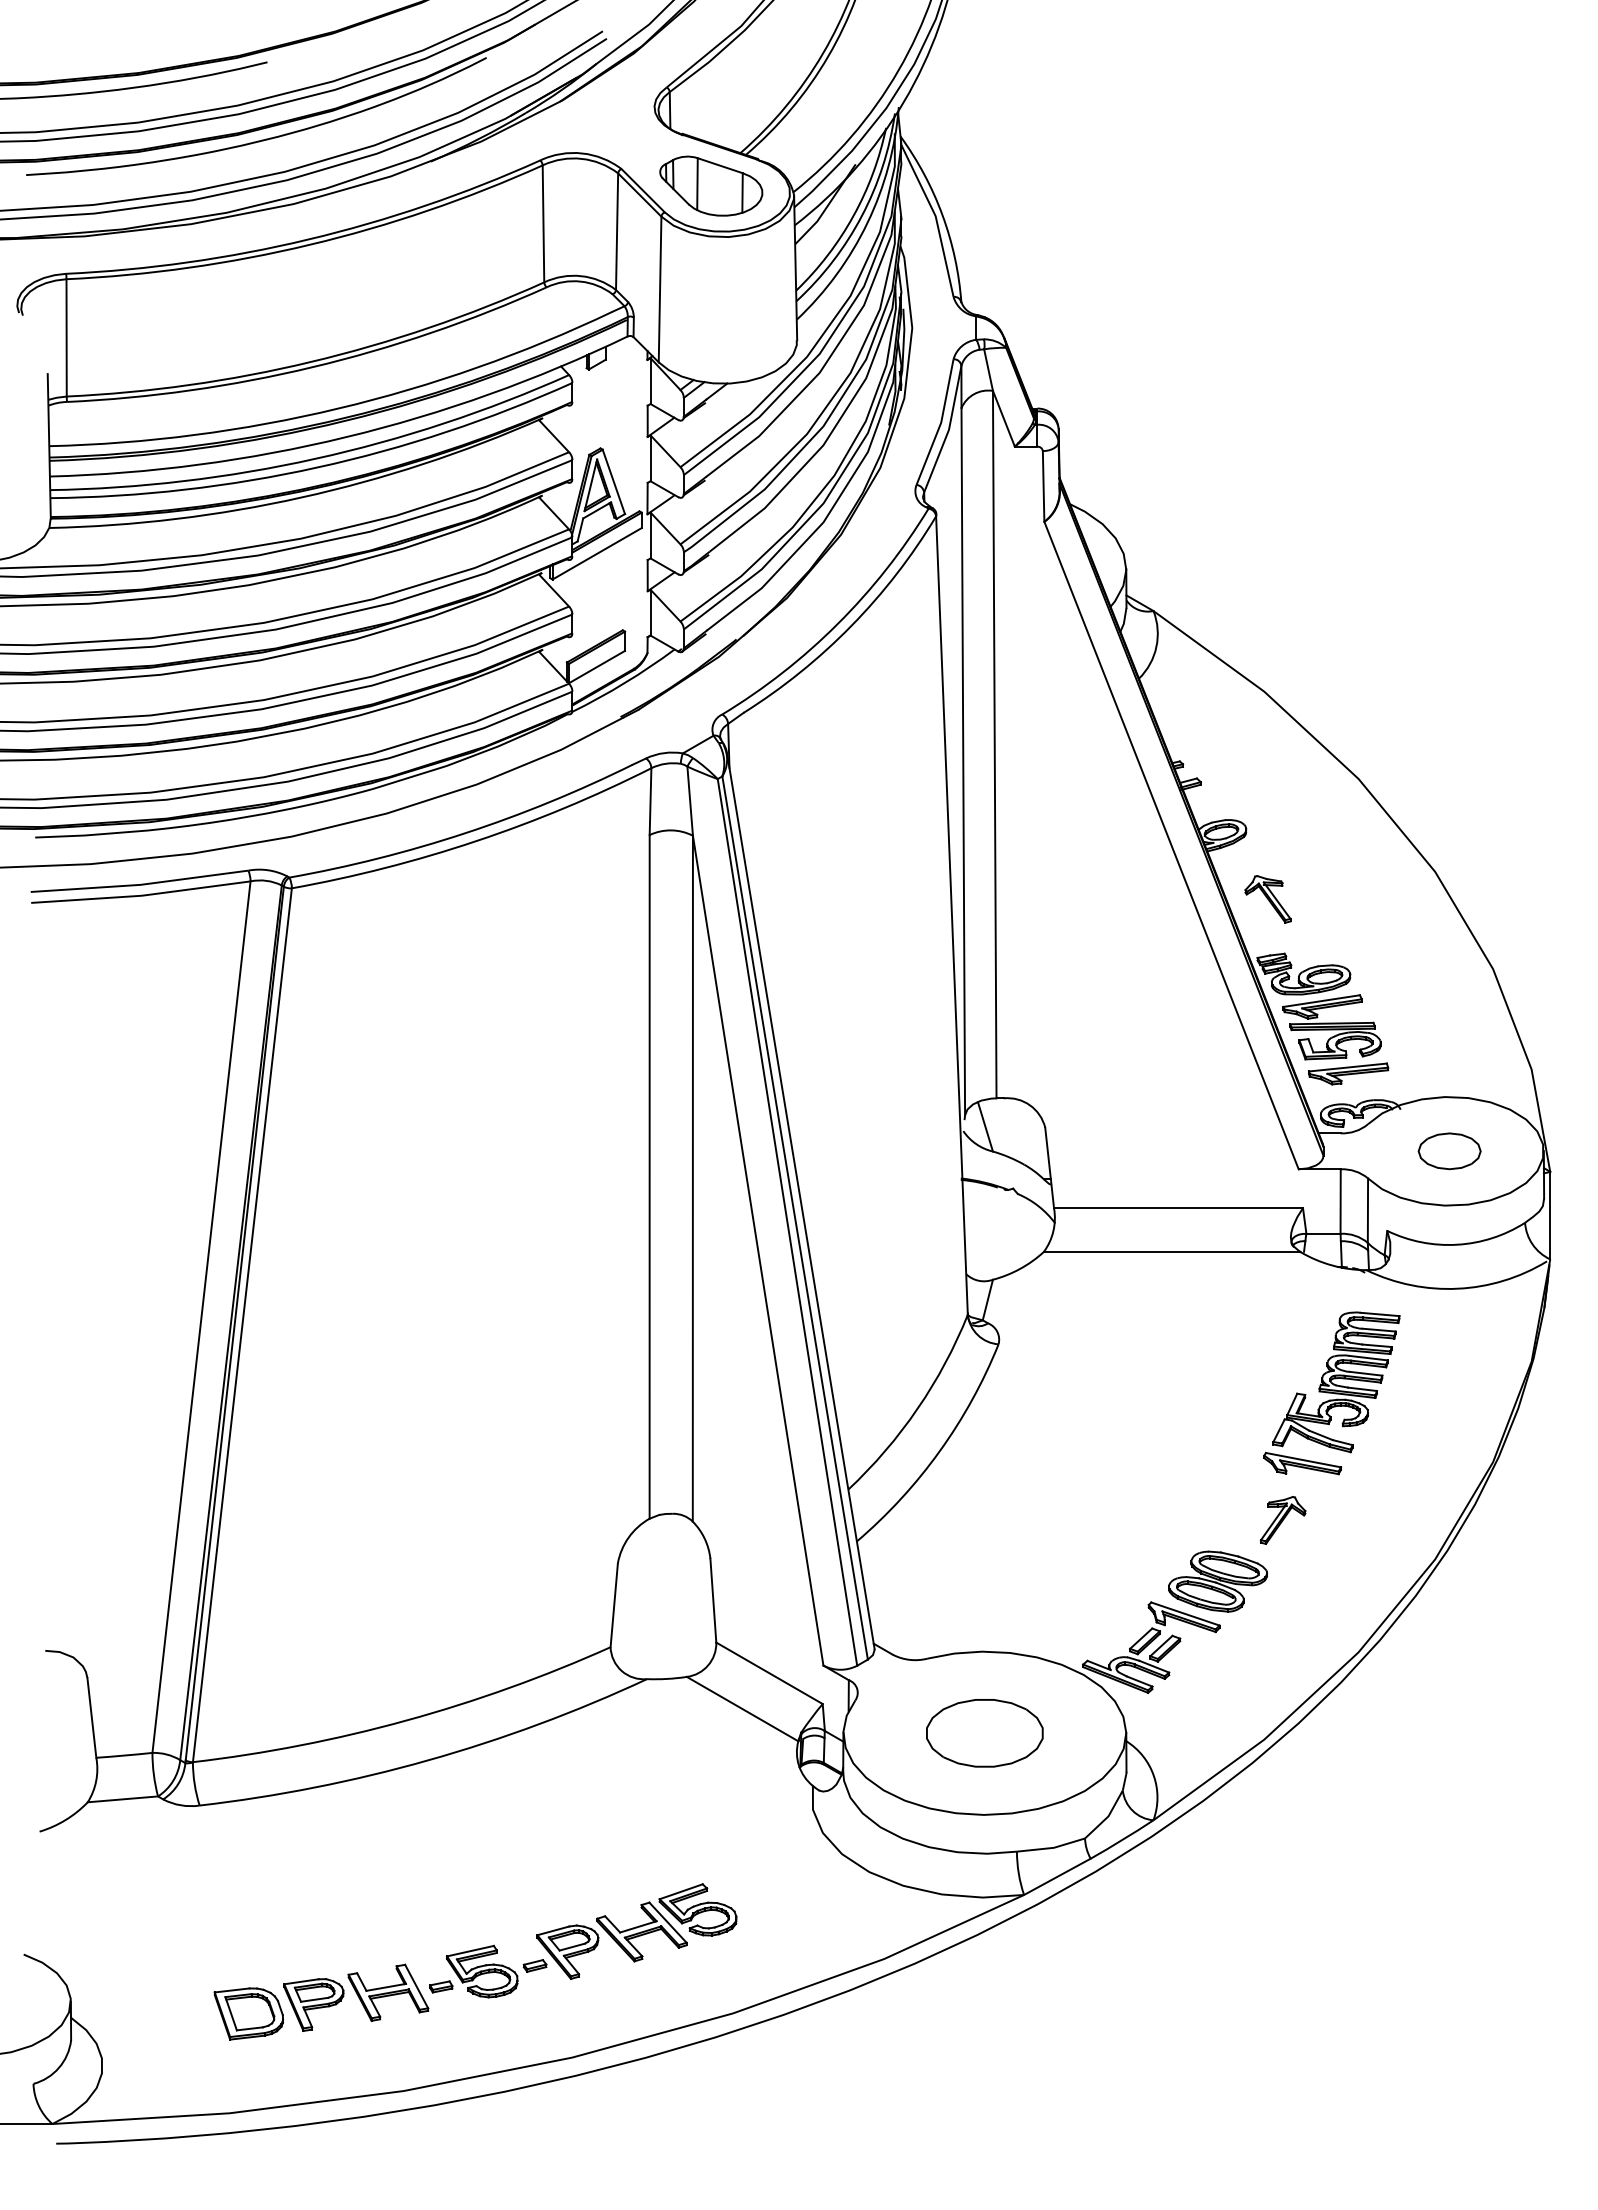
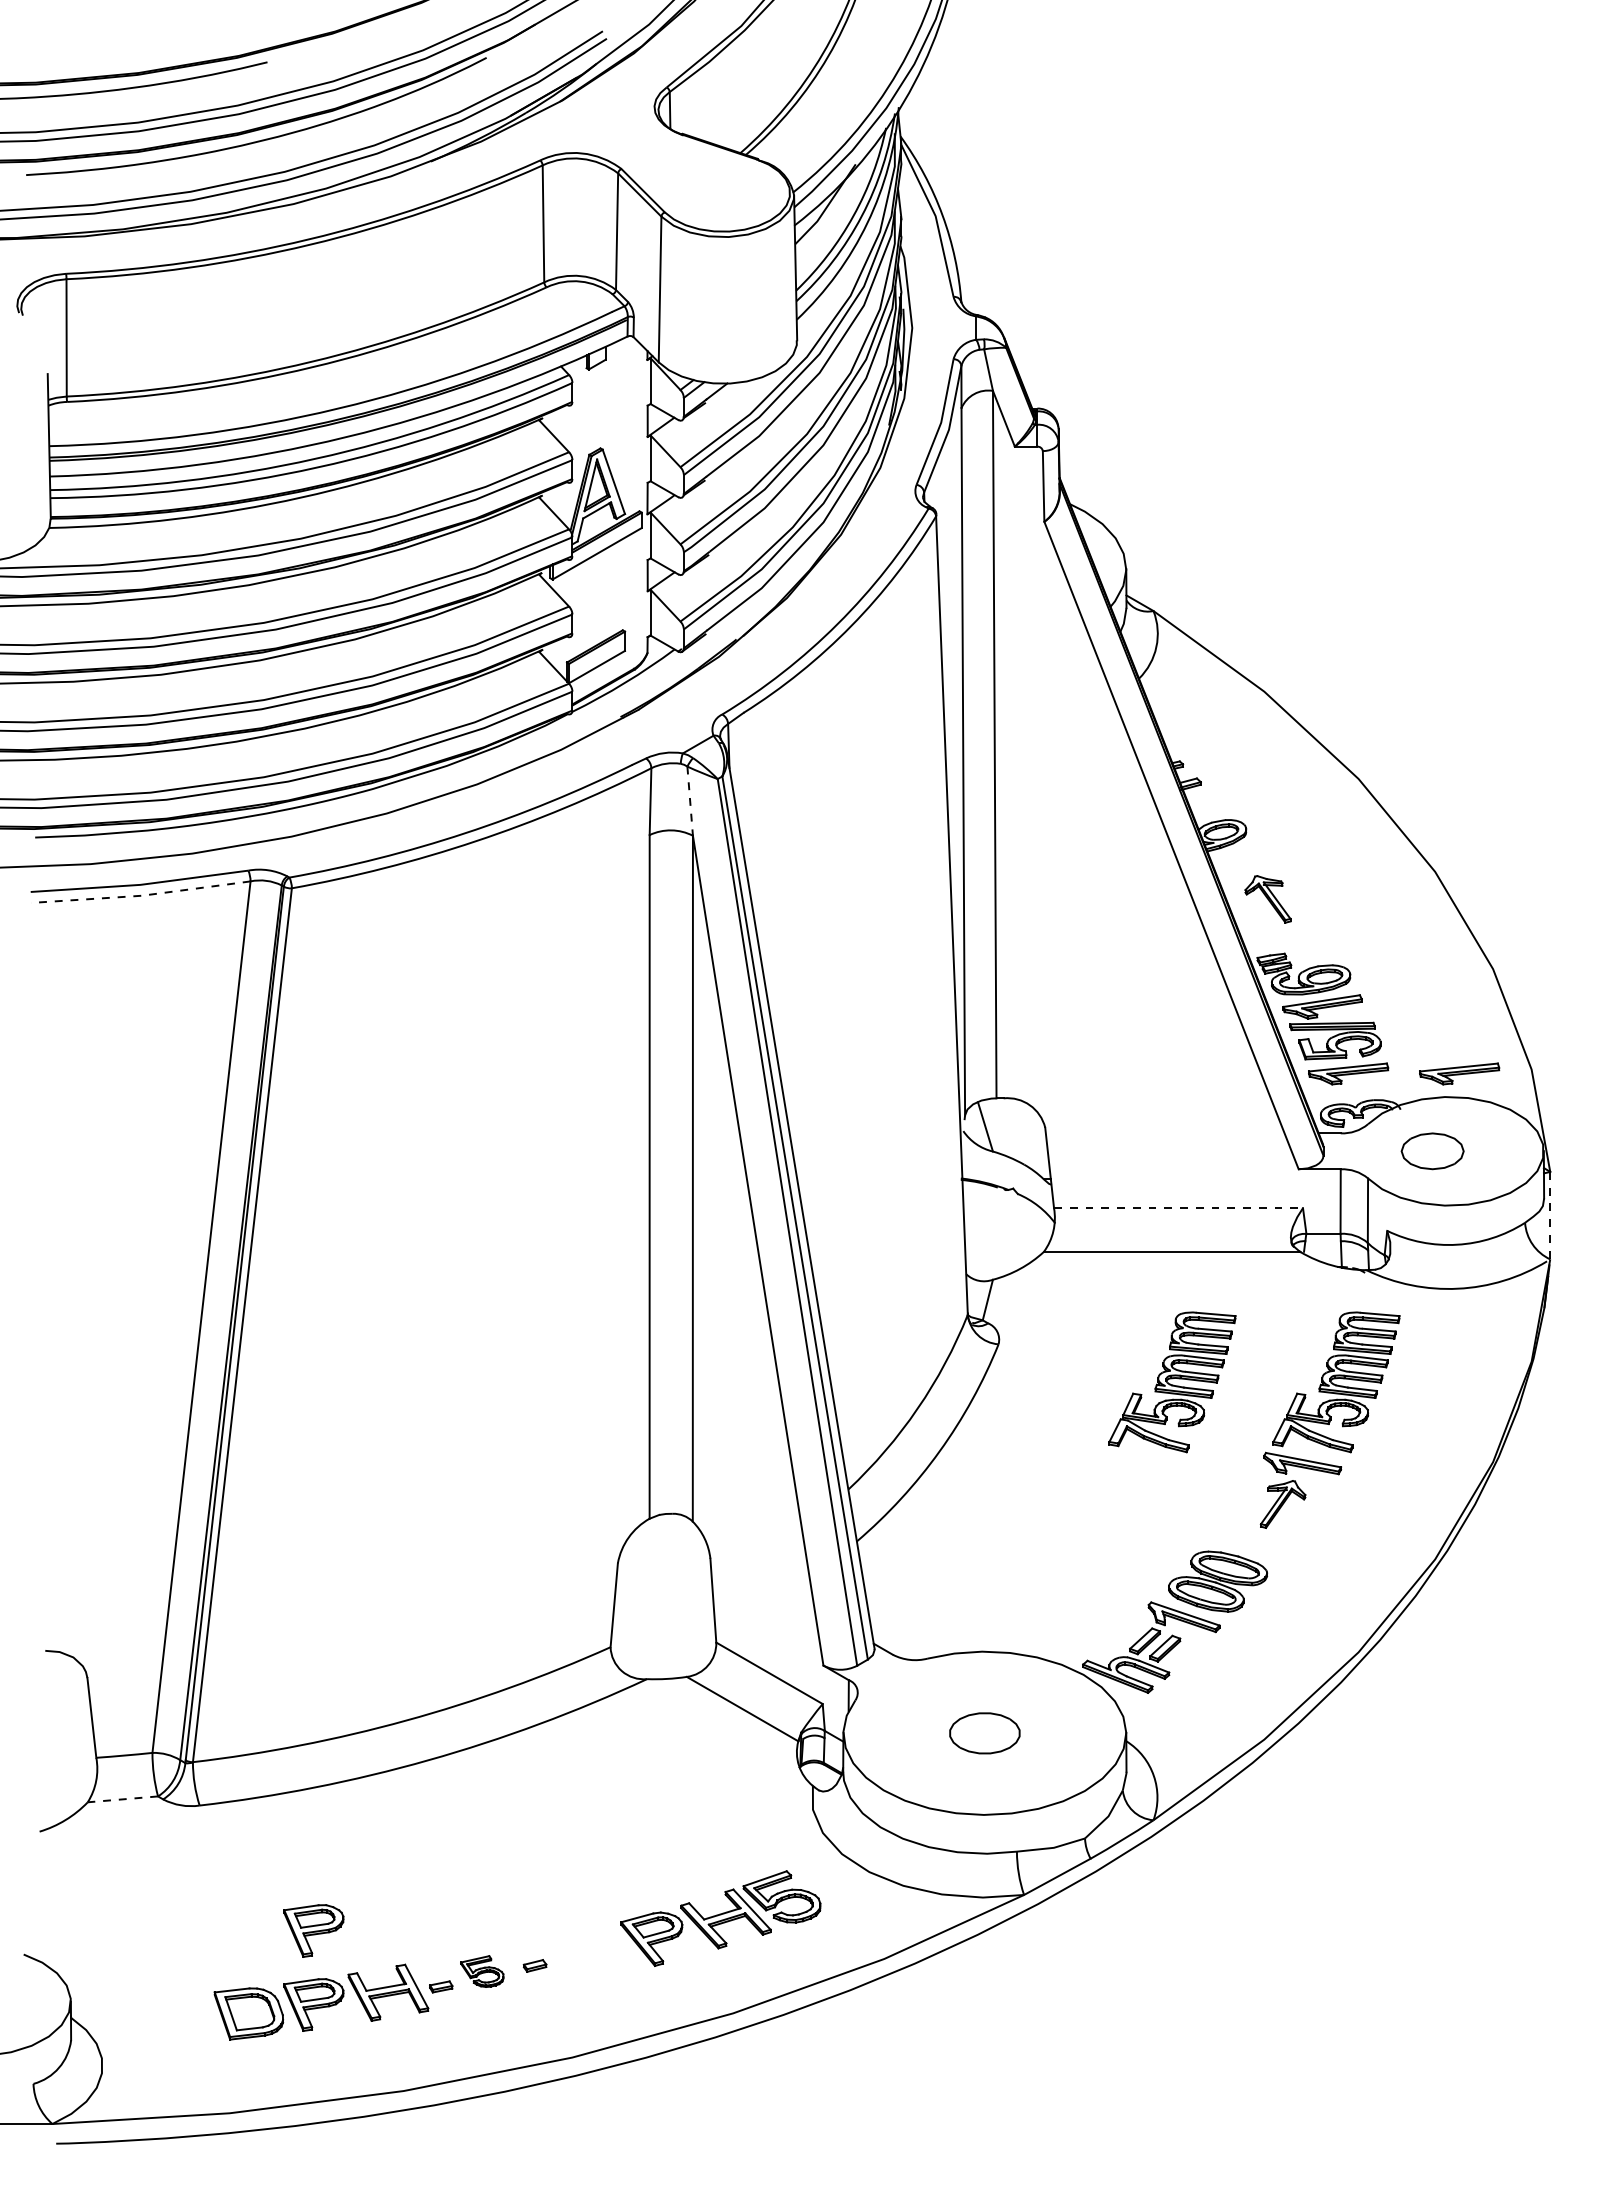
part: present -> none (711, 185)
line: solid -> dashed (690, 801)
line: solid -> dashed (141, 895)
part: none -> present (1459, 1073)
part position: (1449, 1151) -> (1432, 1151) (1432, 1151)
line: solid -> dashed (1179, 1208)
line: solid -> dashed (1550, 1215)
part: none -> present (1172, 1382)
part position: (1282, 1520) -> (1282, 1504) (1282, 1504)
part size: 118x69 px -> 72x43 px (984, 1733)
line: solid -> dashed (122, 1799)
part: none -> present (313, 1930)
part position: (636, 1931) -> (720, 1918) (720, 1918)
part size: 73x55 px -> 45x33 px (482, 1971)
